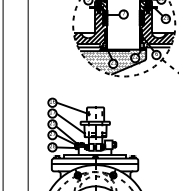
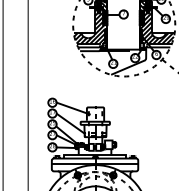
hatch: present -> none (114, 61)
